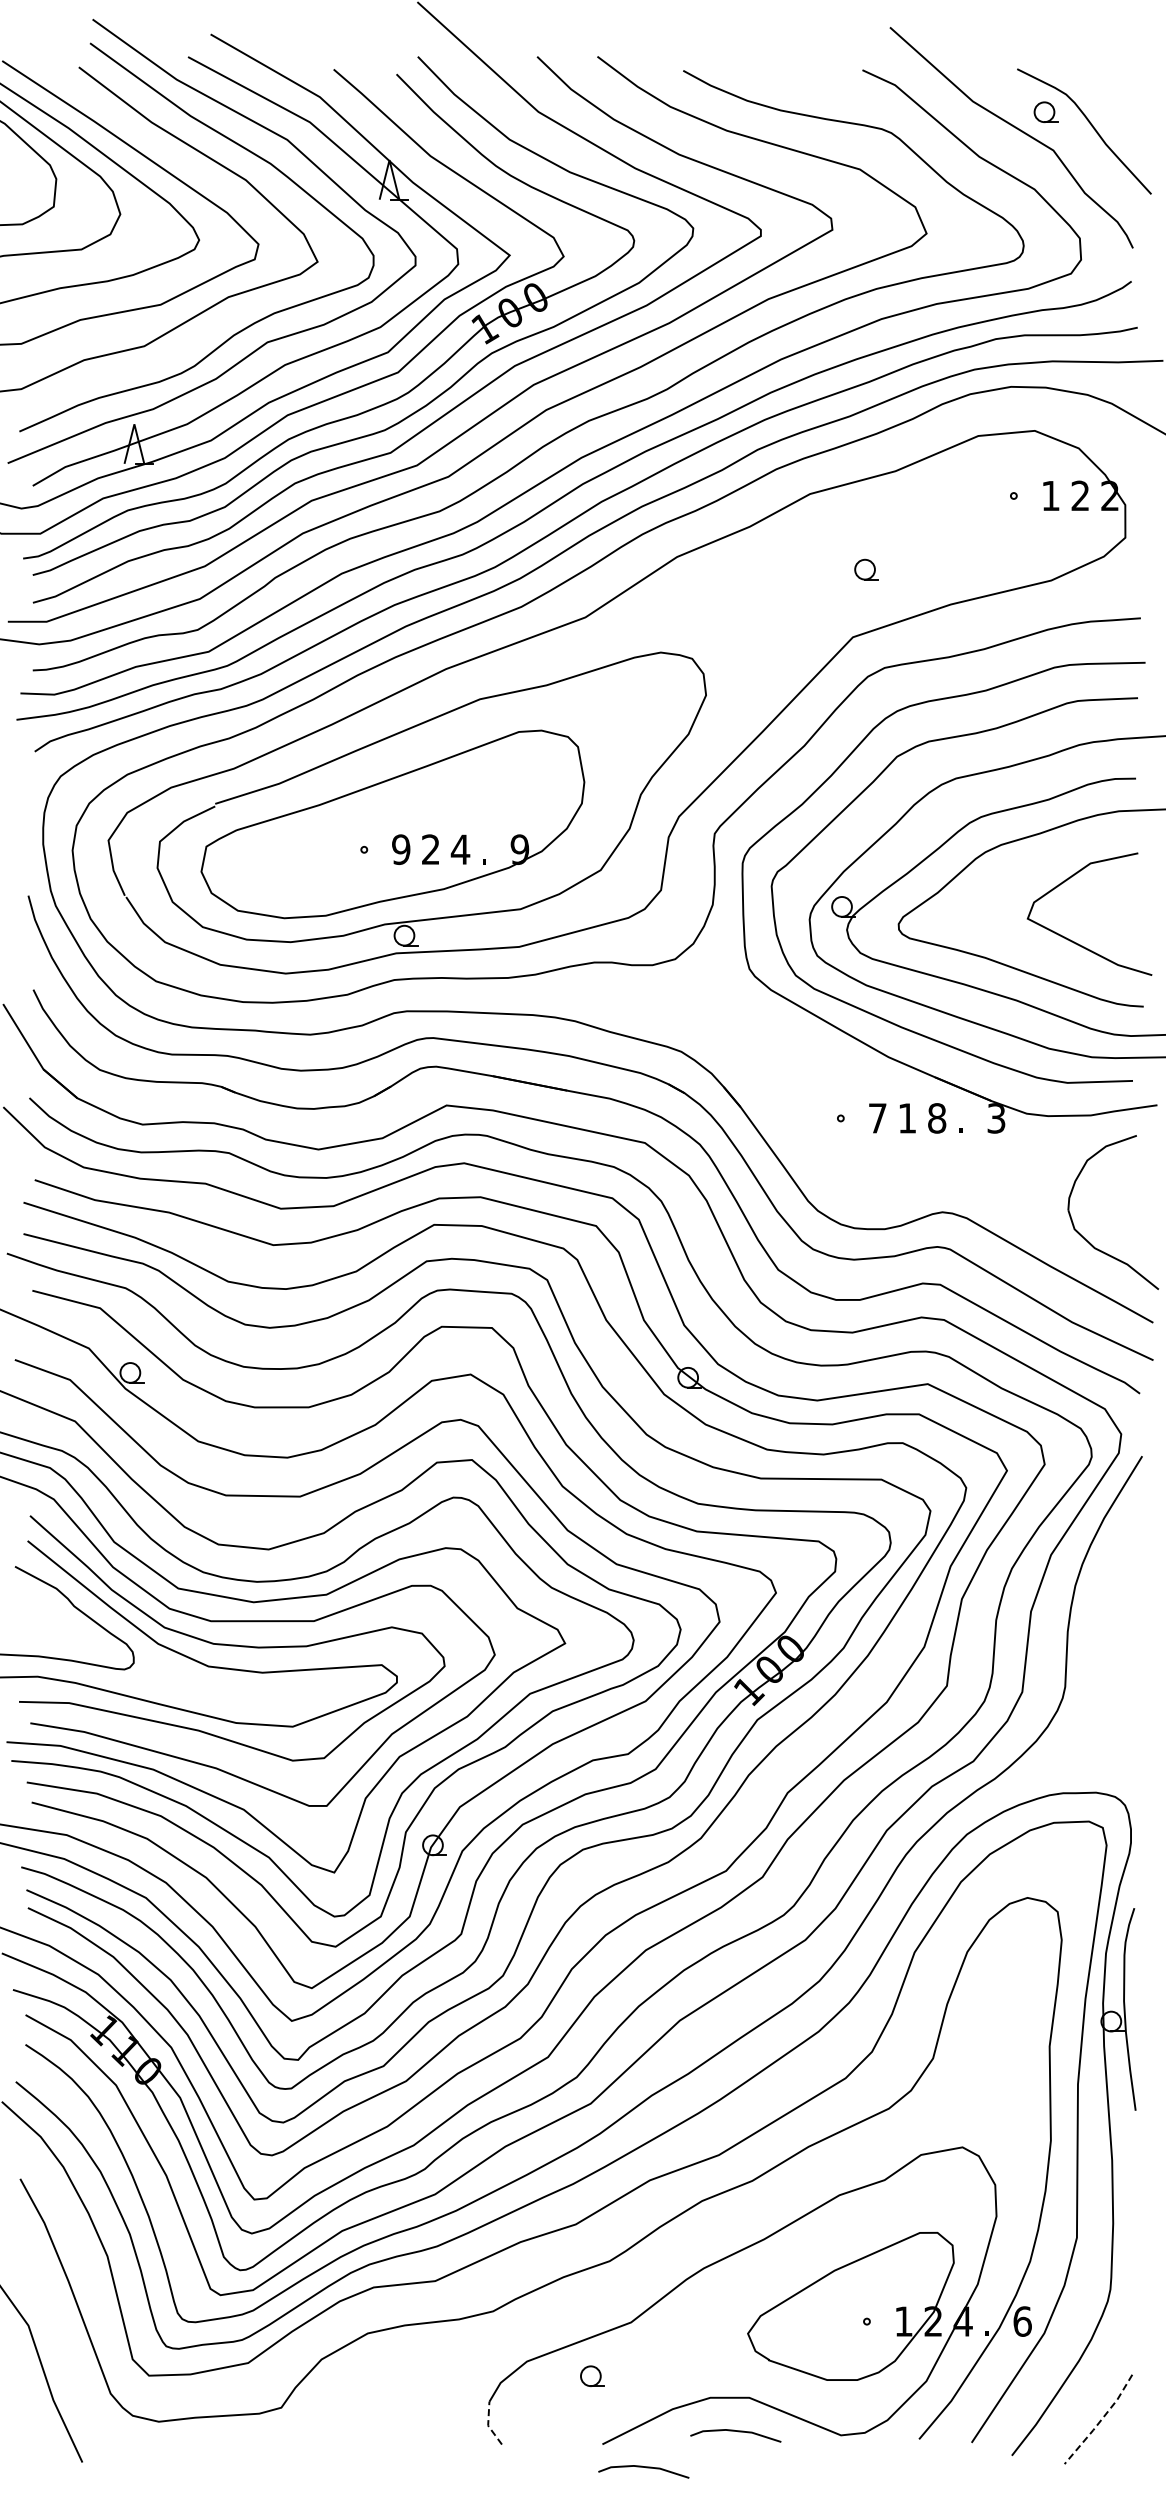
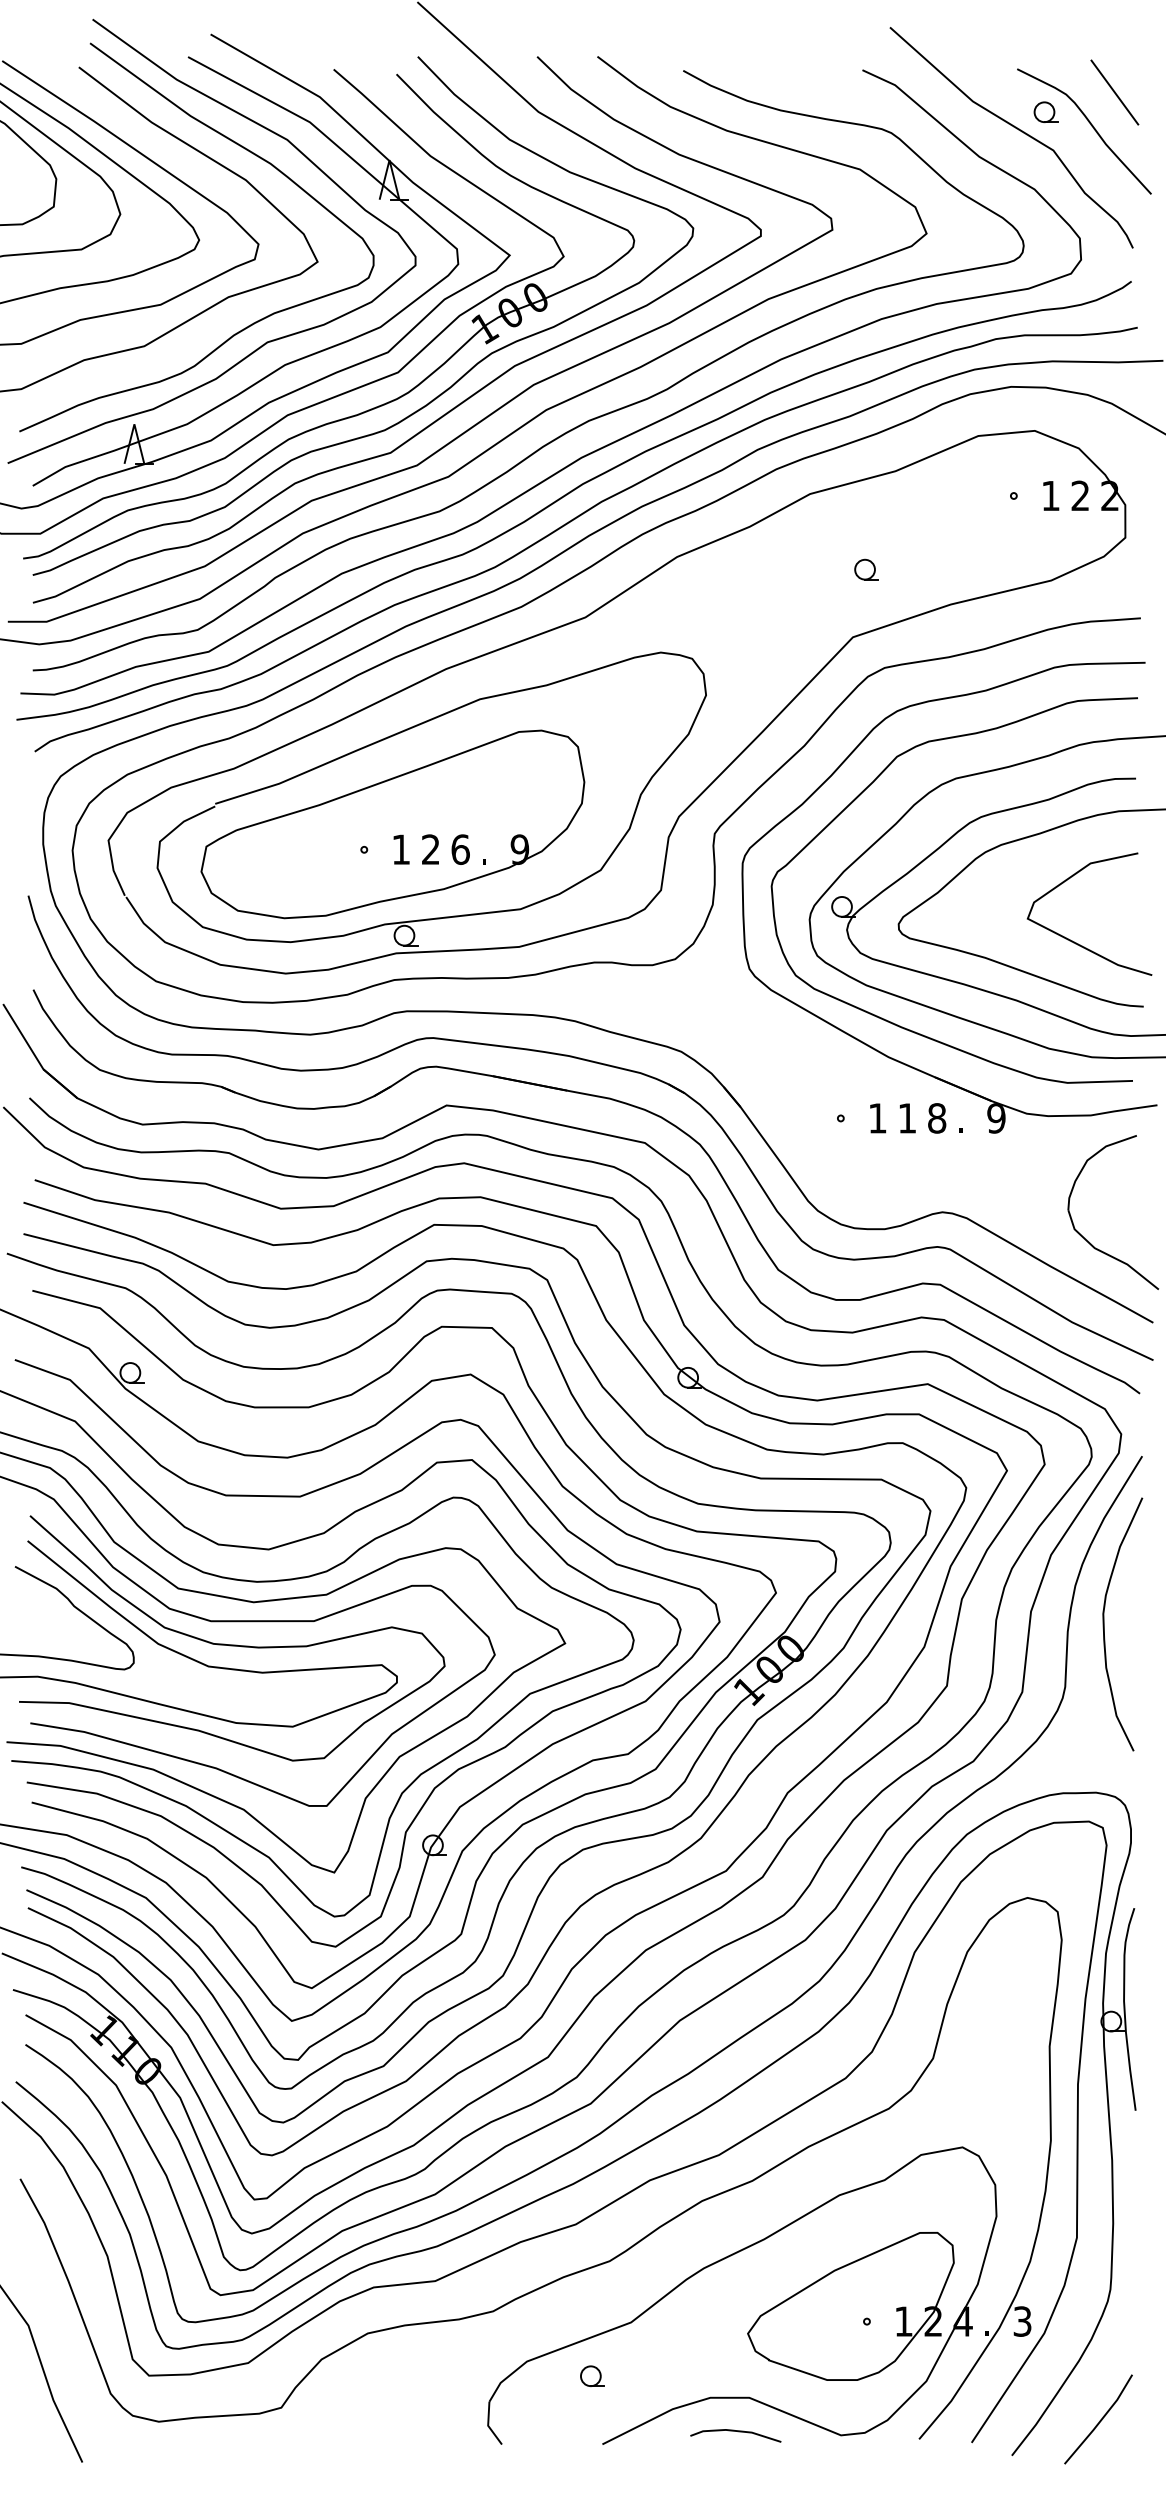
line: none -> present (1114, 92)
text: 9 -> 1 (401, 849)
text: 4 -> 6 (460, 849)
text: 7 -> 1 (877, 1118)
text: 3 -> 9 (996, 1118)
curve: none -> present (1104, 1624)
text: 6 -> 3 (1022, 2321)
line: dashed -> solid (1100, 2420)
line: dashed -> solid (488, 2425)
line: present -> none (643, 2467)
